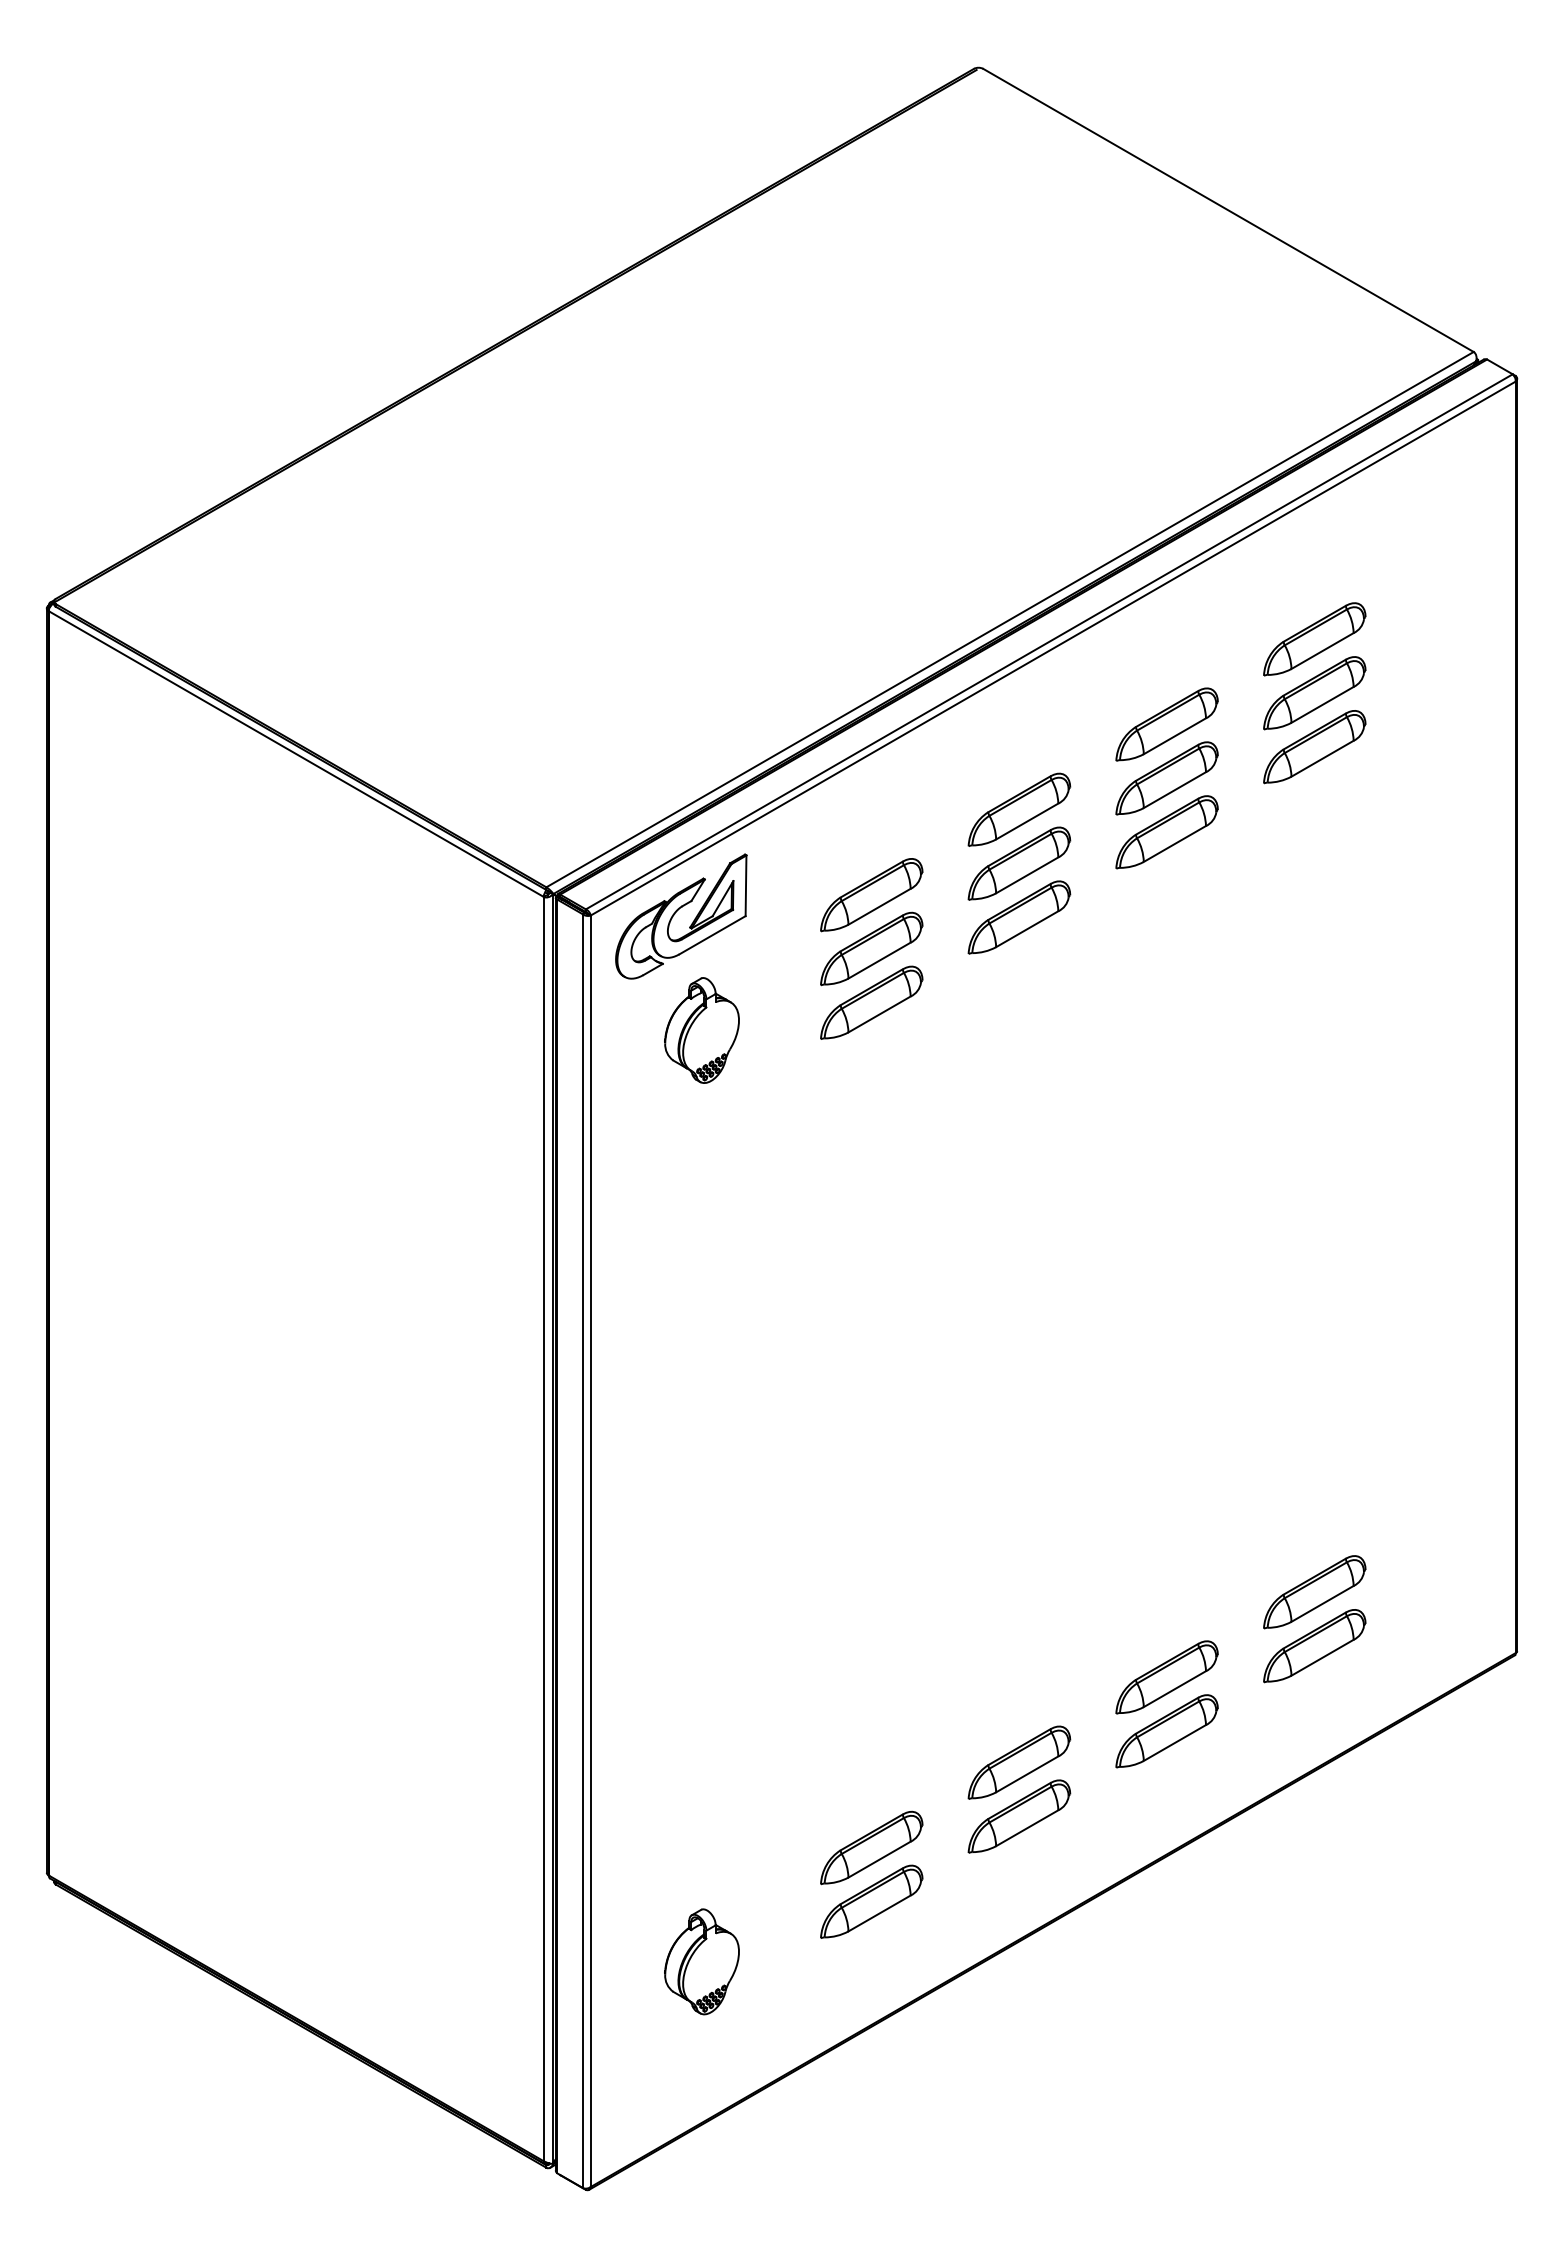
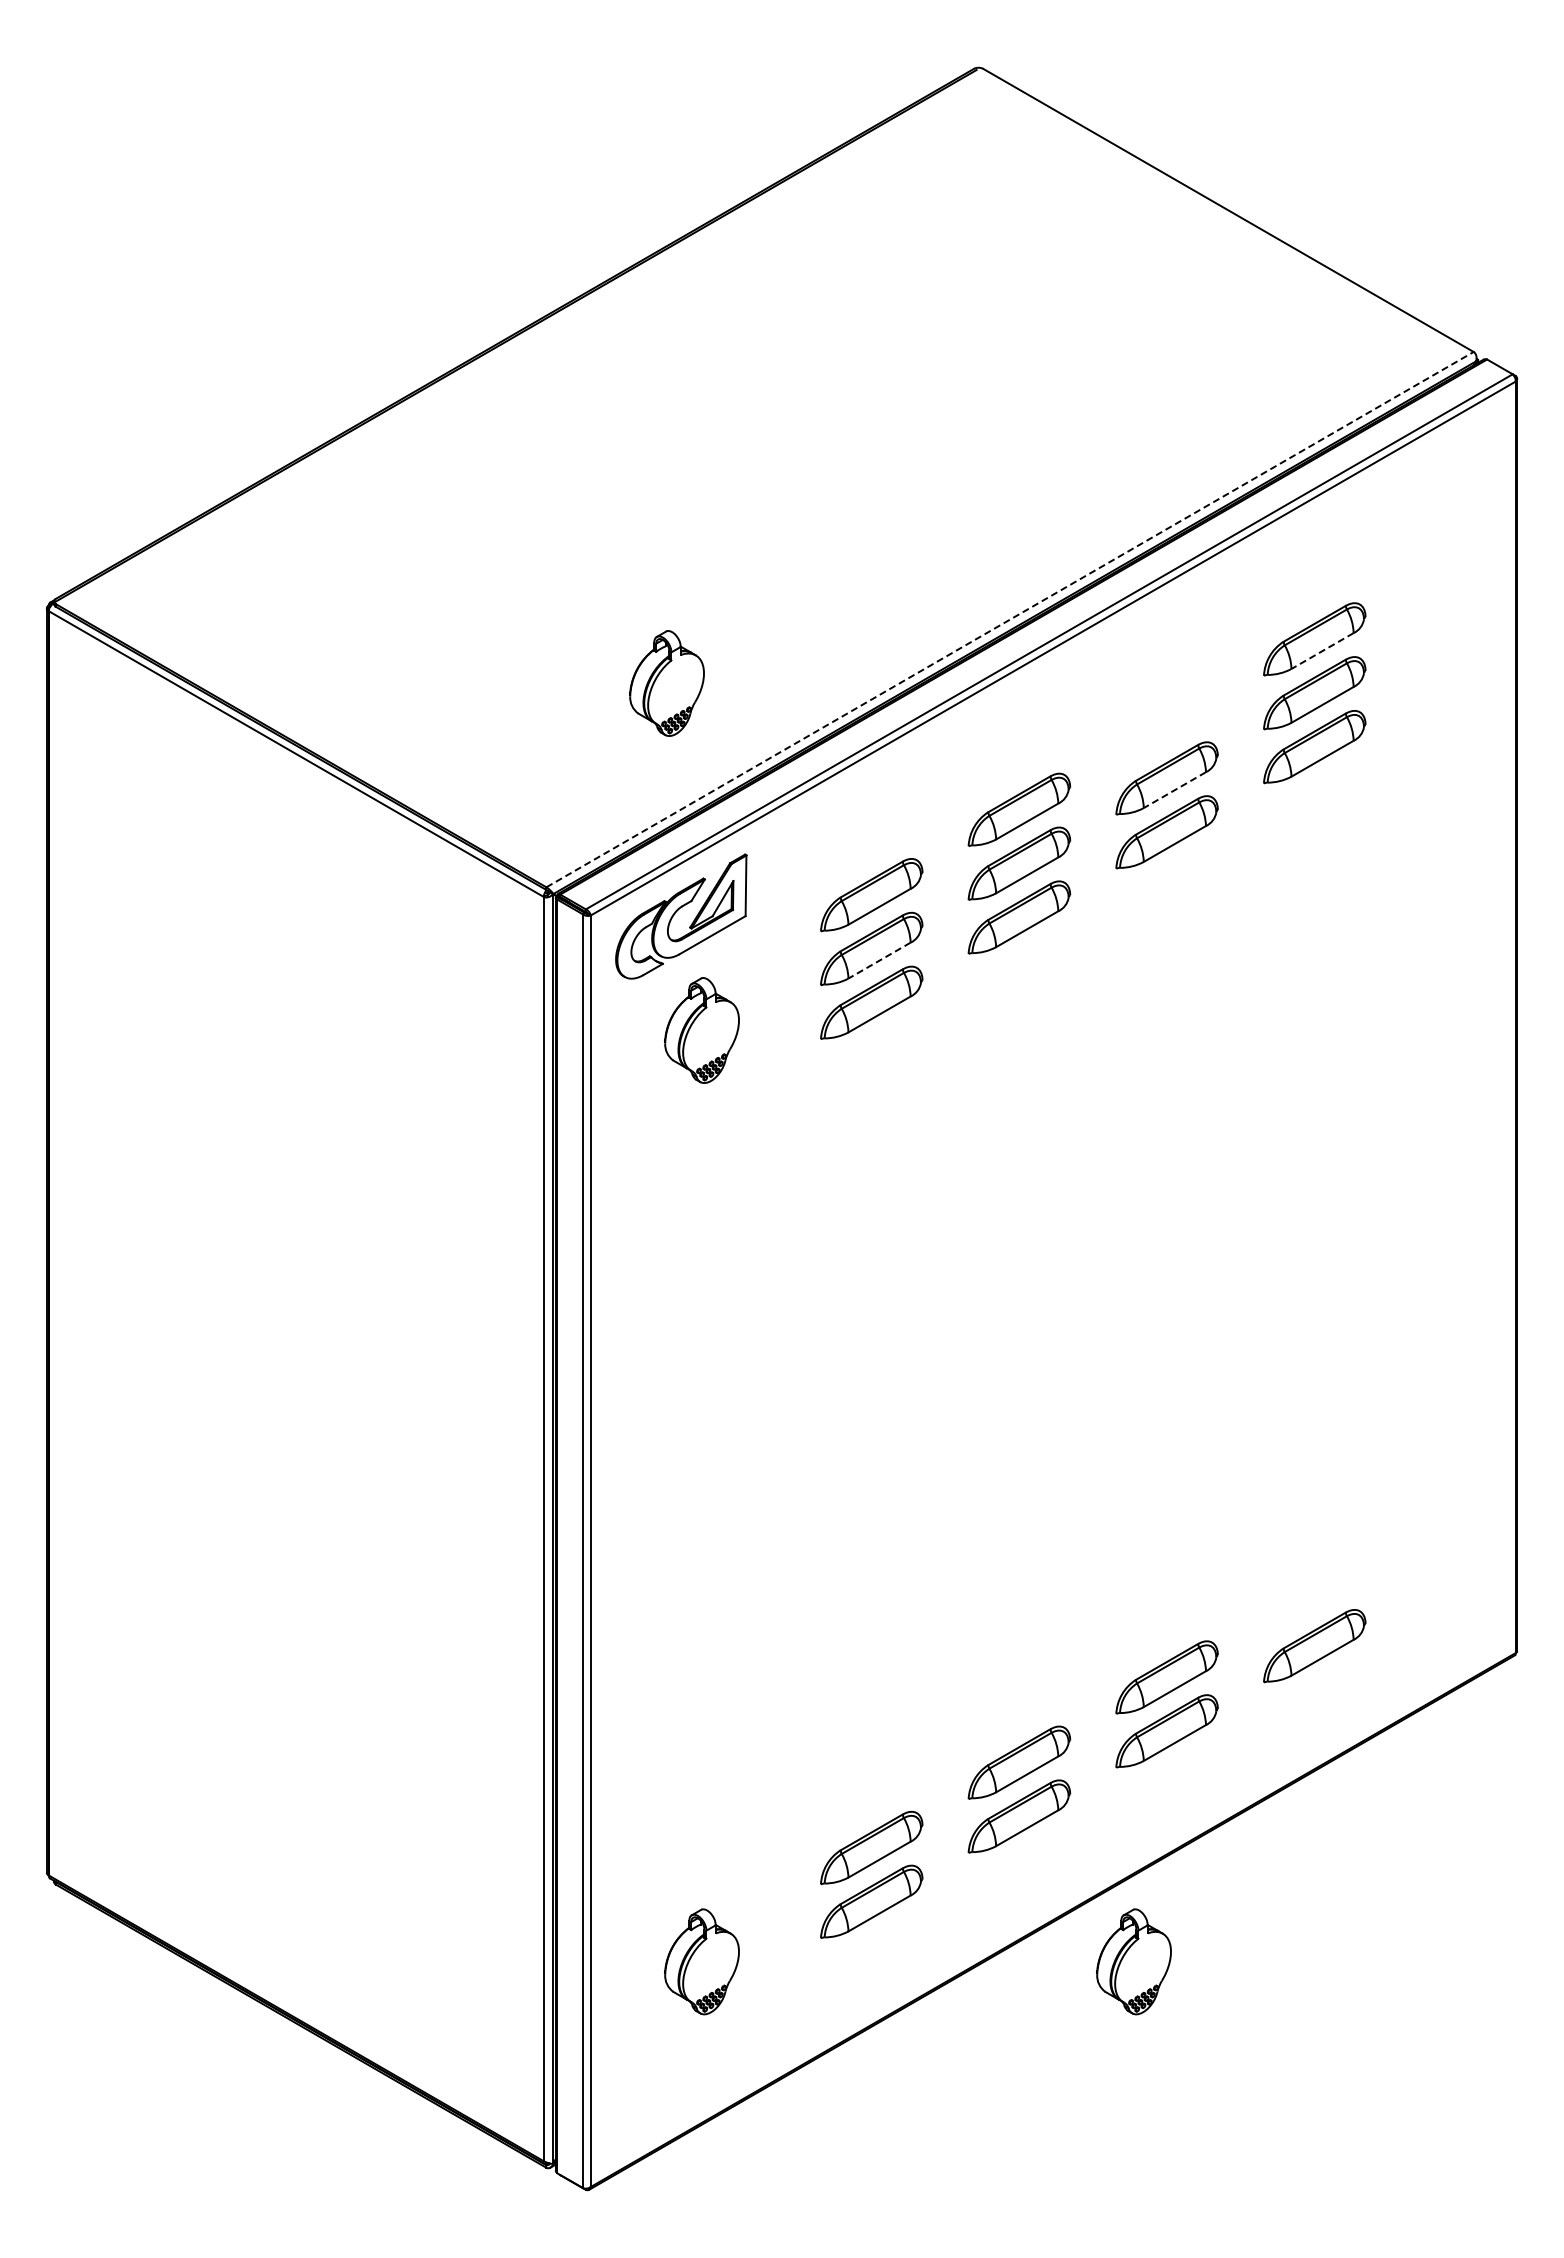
line: solid -> dashed (1010, 619)
line: solid -> dashed (1322, 651)
part: none -> present (666, 683)
part: present -> none (1166, 724)
line: solid -> dashed (1174, 790)
line: solid -> dashed (879, 960)
part: present -> none (1314, 1592)
part: none -> present (1133, 1961)
